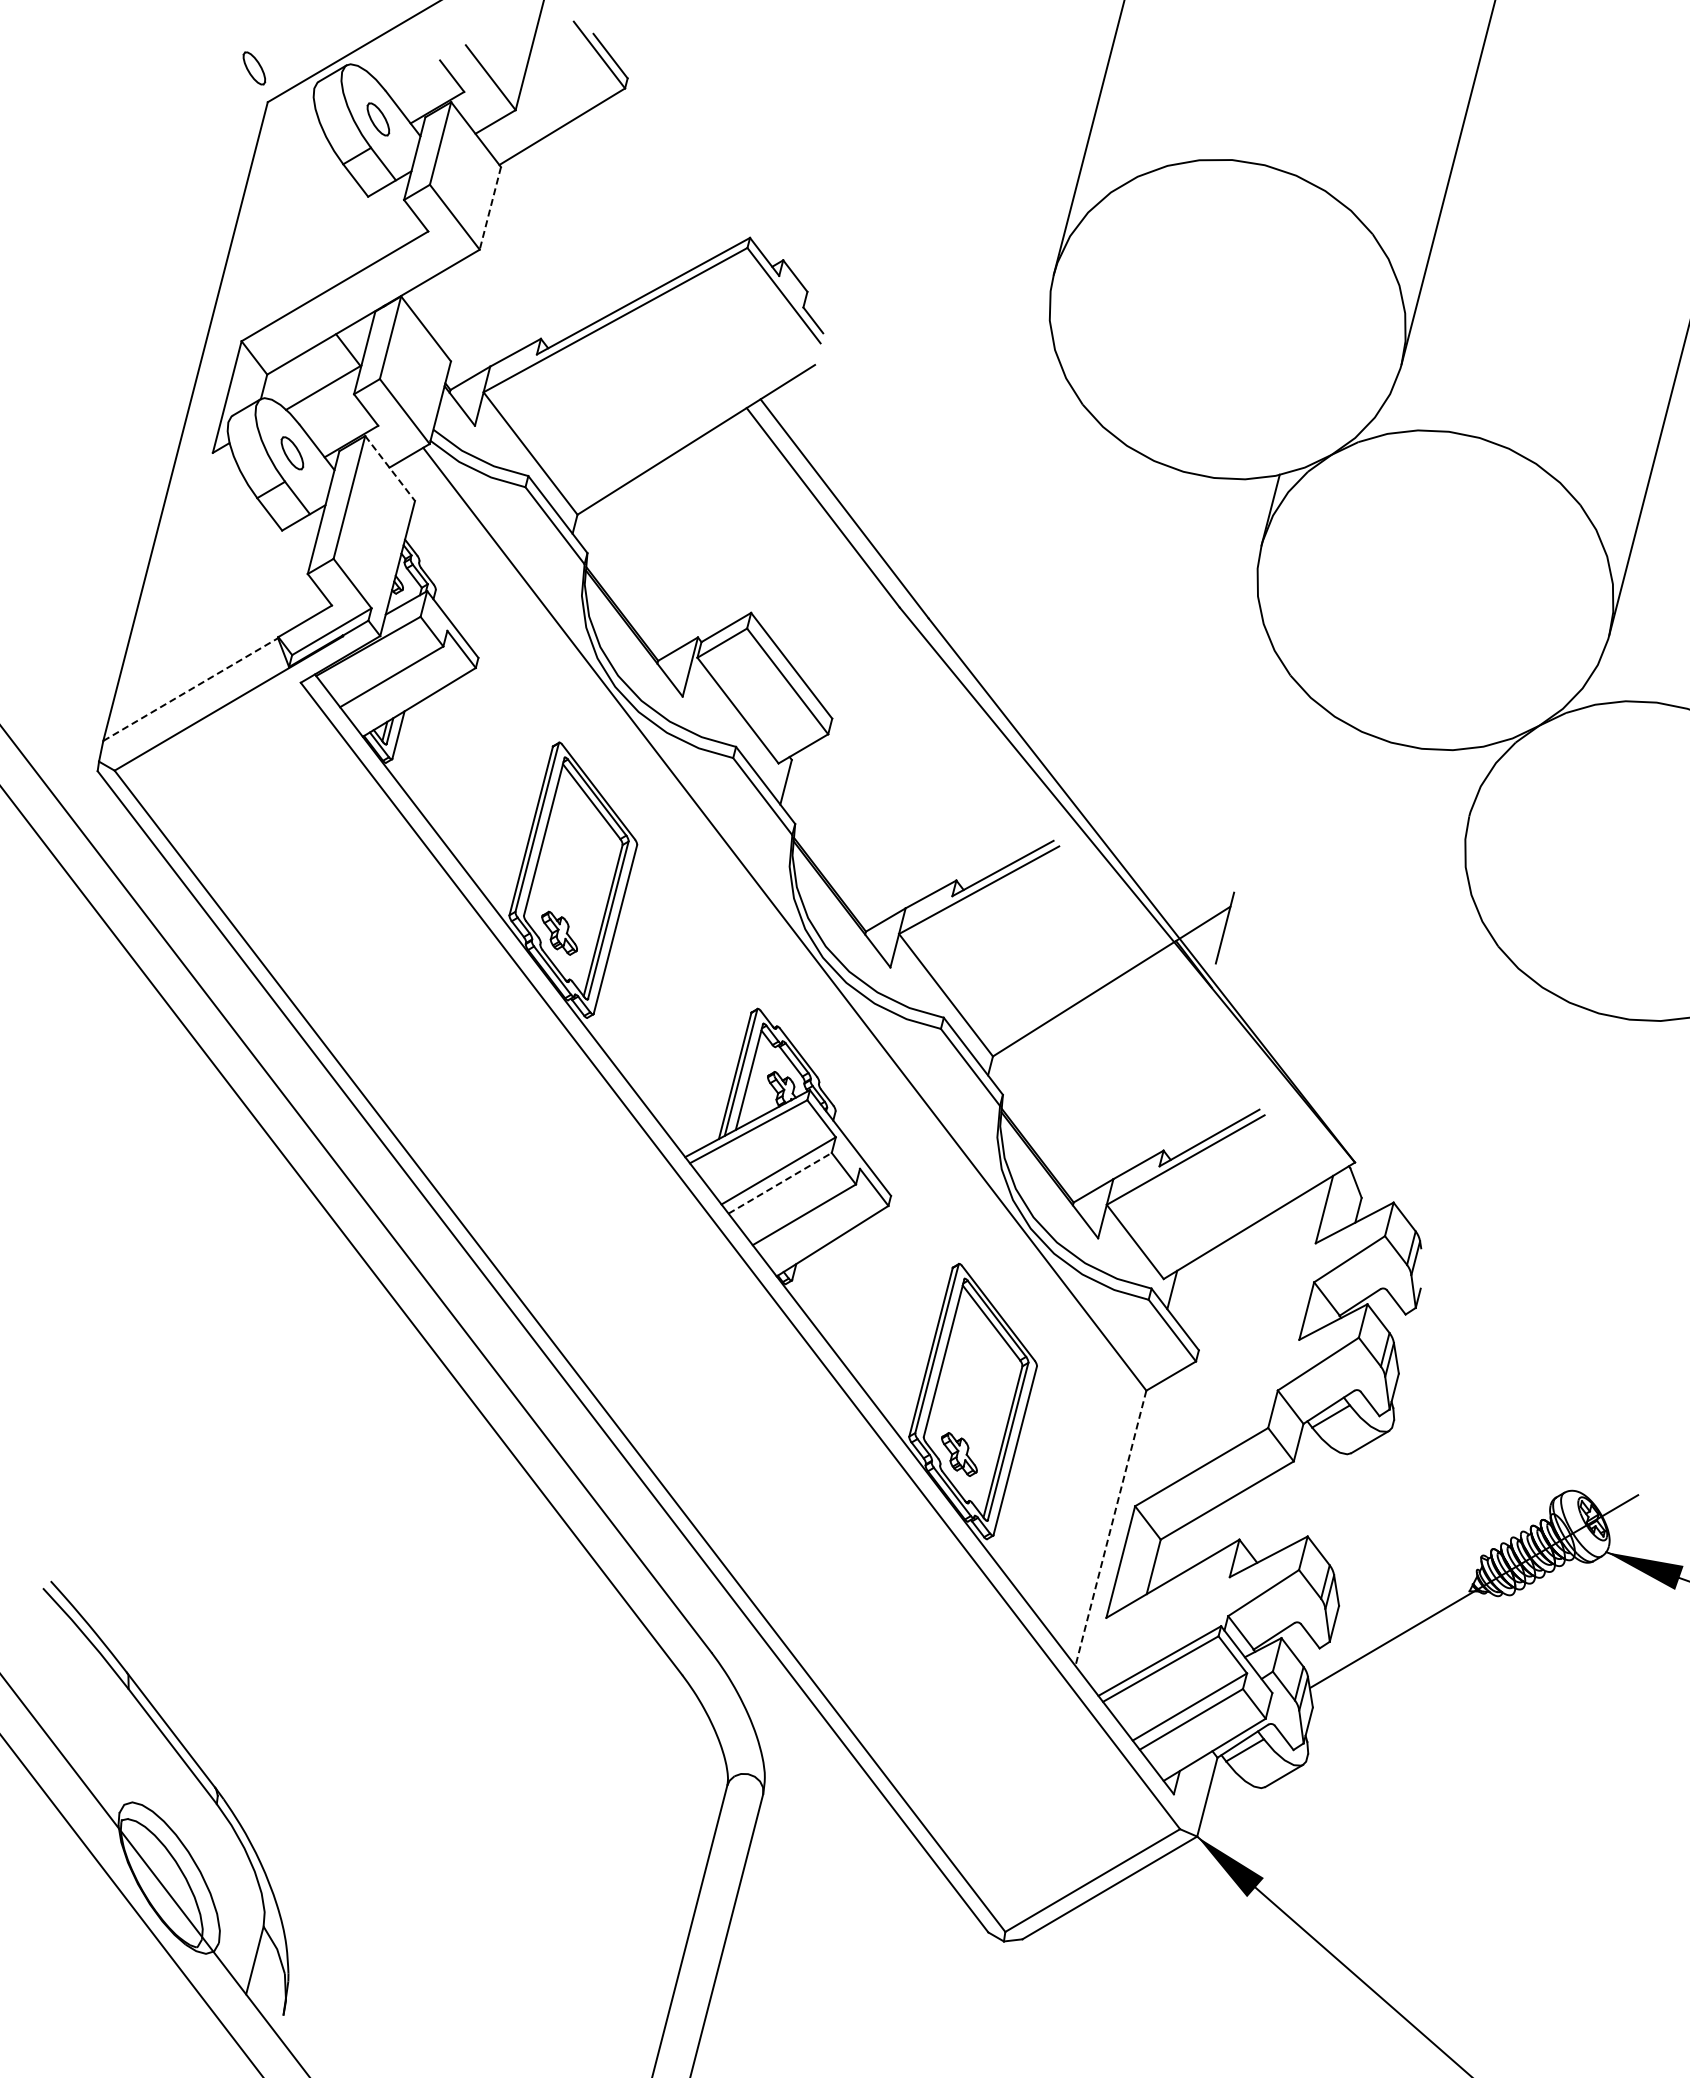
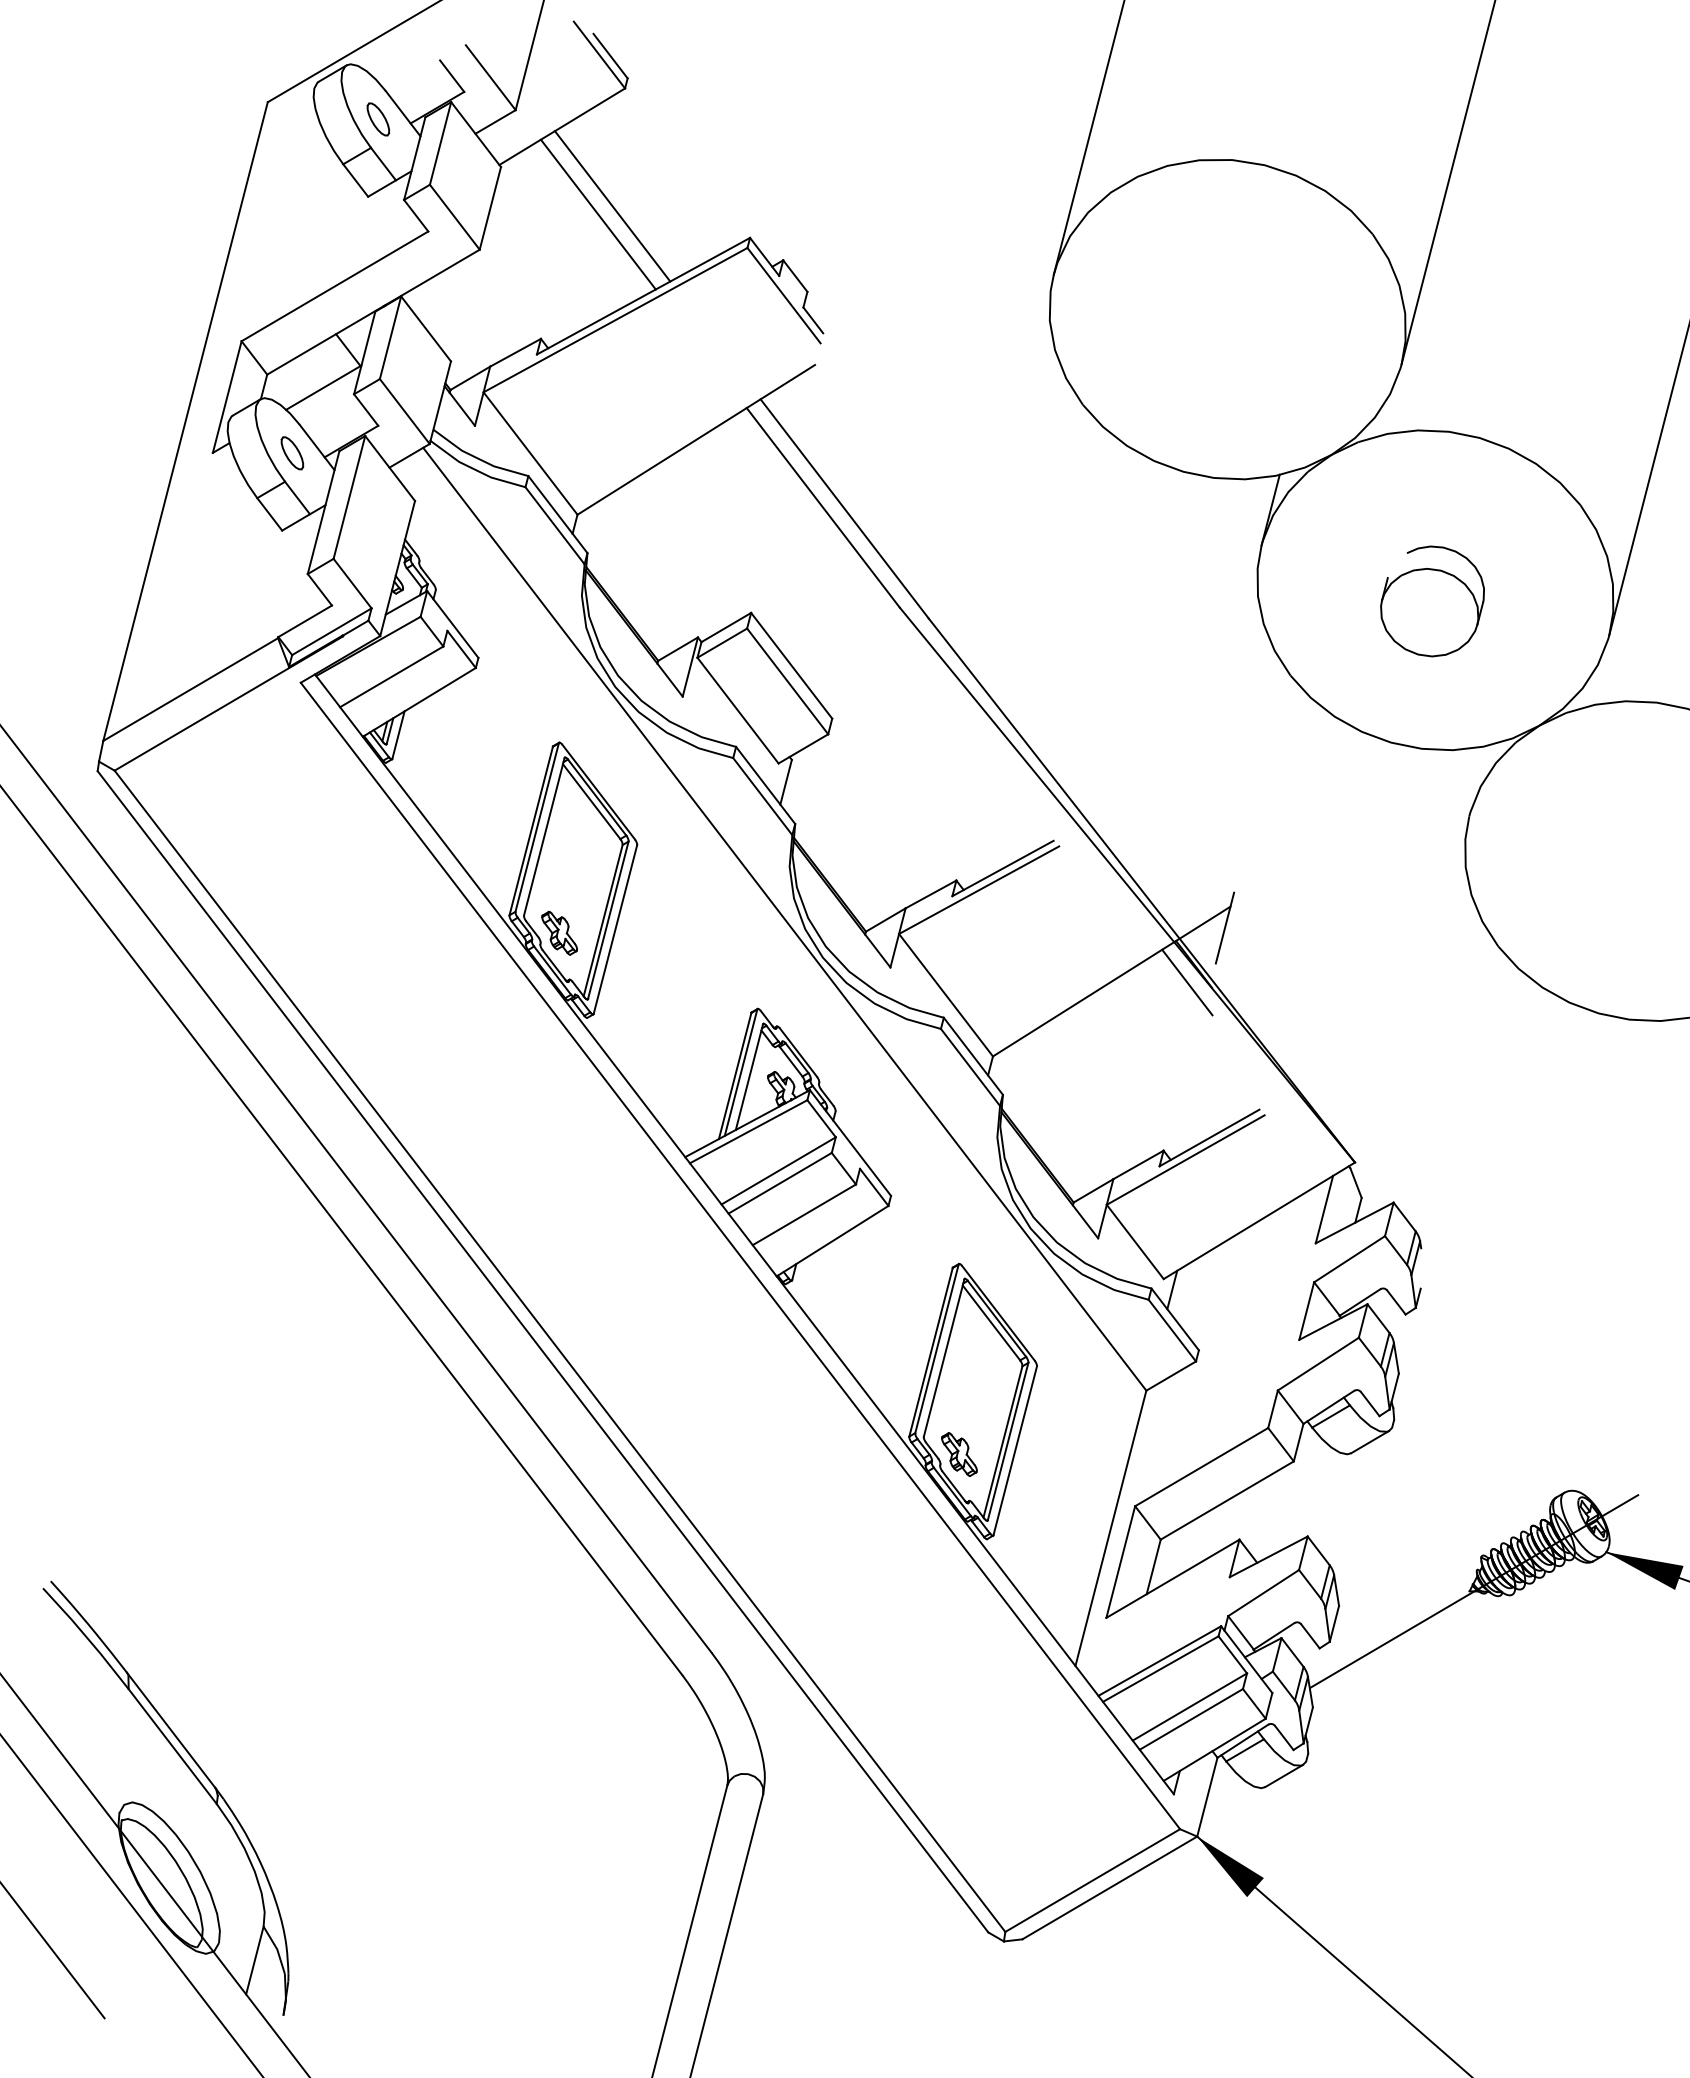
part: present -> none (254, 68)
line: none -> present (612, 206)
line: dashed -> solid (490, 208)
line: none -> present (597, 214)
line: dashed -> solid (390, 468)
part: none -> present (1432, 601)
line: dashed -> solid (191, 689)
line: none -> present (1187, 982)
line: dashed -> solid (780, 1183)
line: dashed -> solid (1110, 1528)
line: none -> present (53, 1951)
